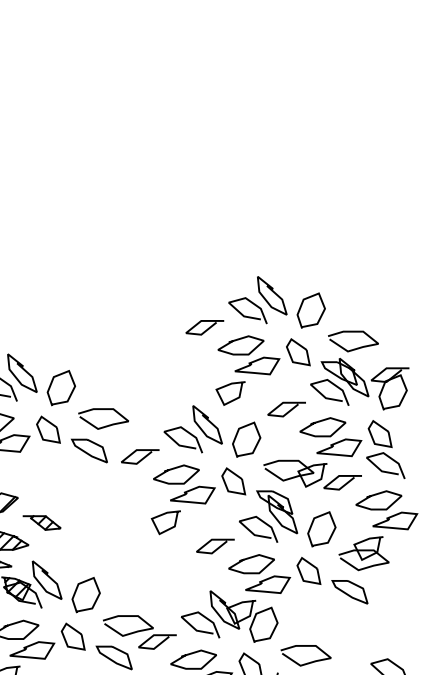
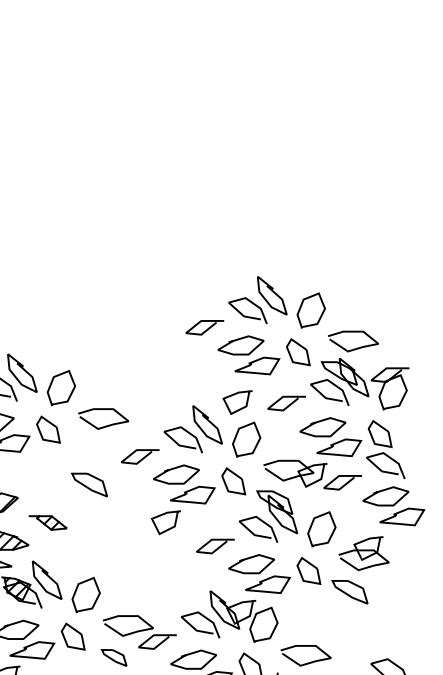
curve position: (232, 399) -> (239, 408) (239, 408)
line position: (287, 411) -> (287, 405) (287, 405)
part position: (89, 450) -> (89, 484) (89, 484)
part position: (386, 510) -> (393, 506) (393, 506)
part position: (41, 522) -> (47, 522) (47, 522)
part size: 38x26 px -> 28x18 px (113, 657)
